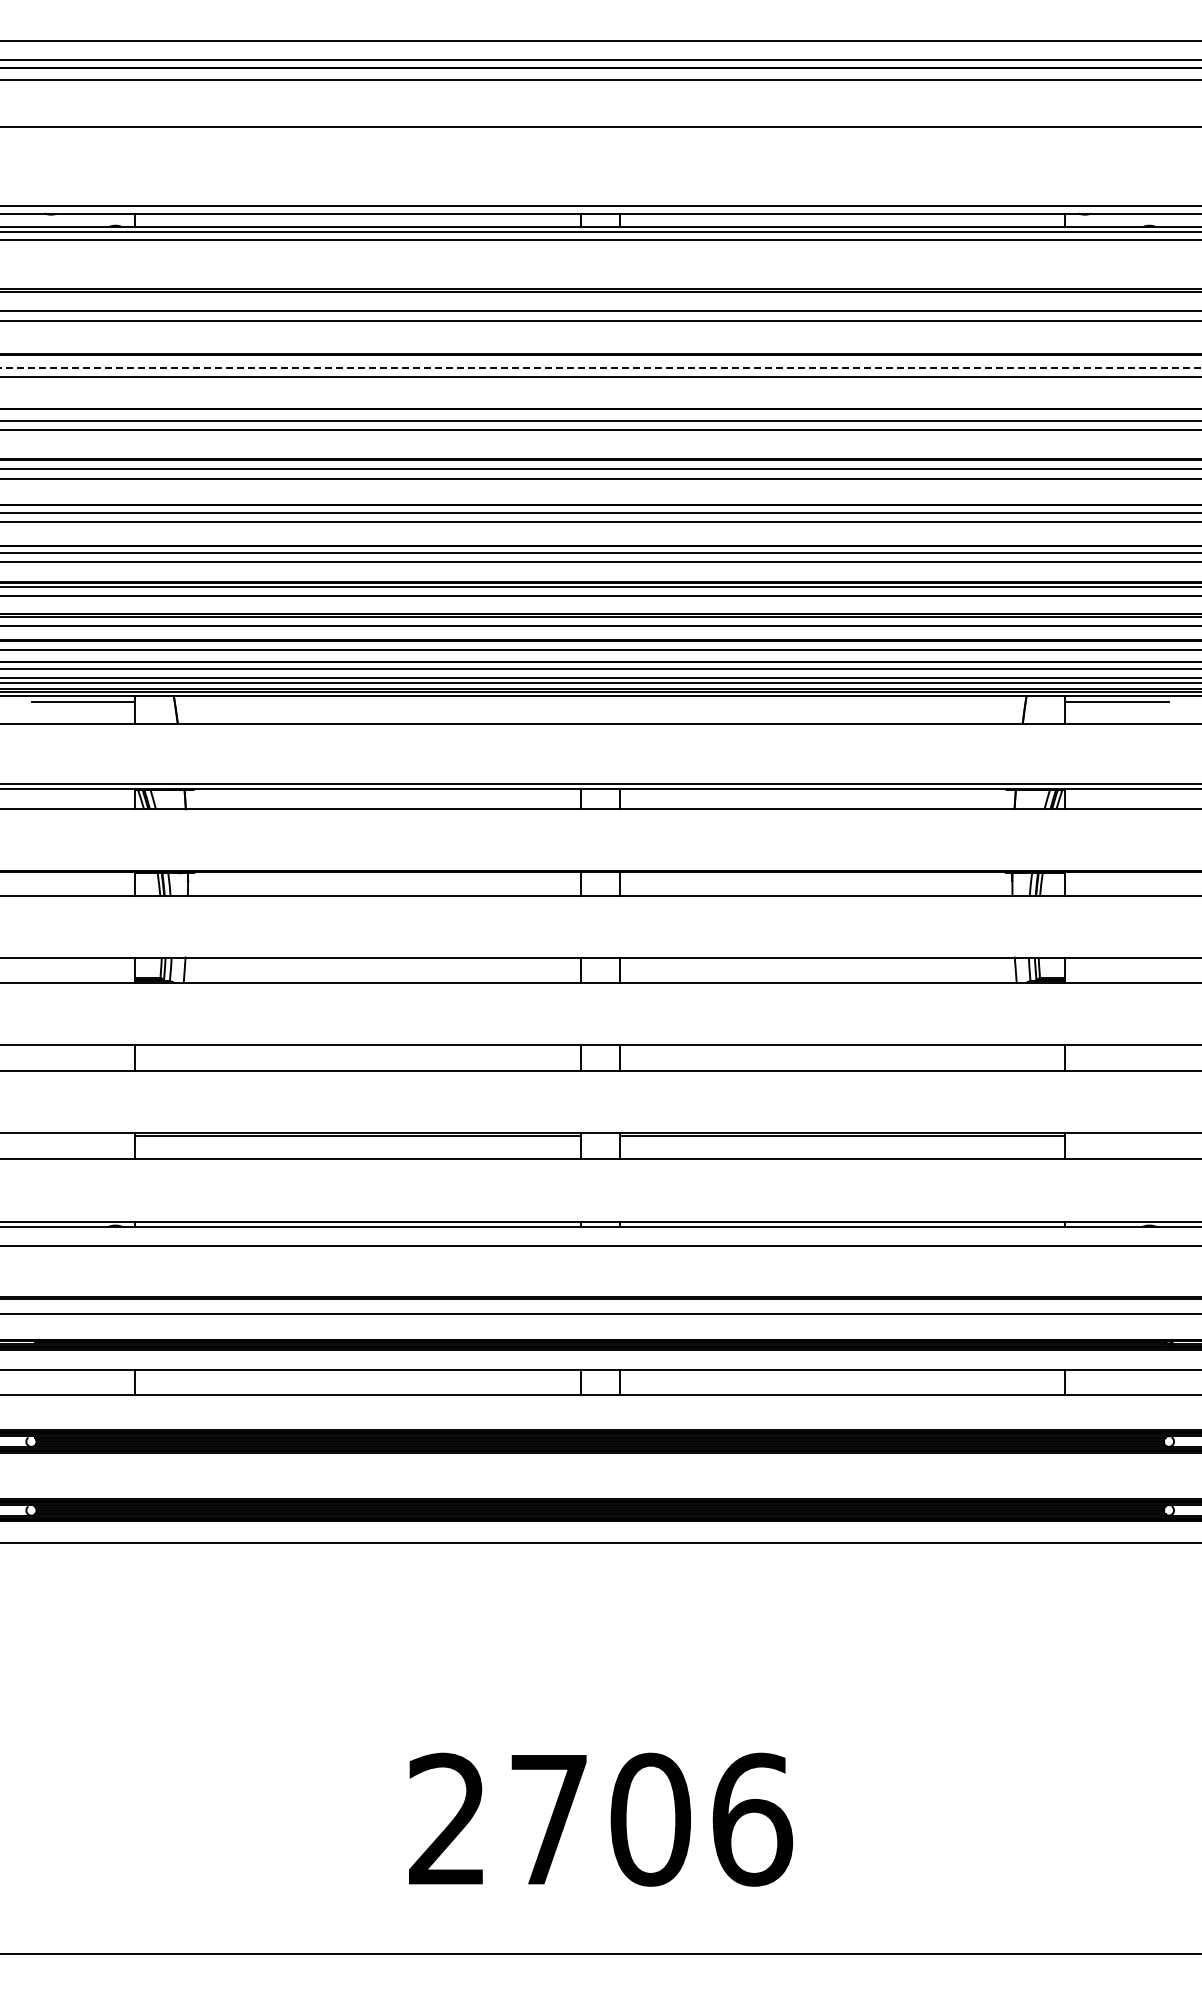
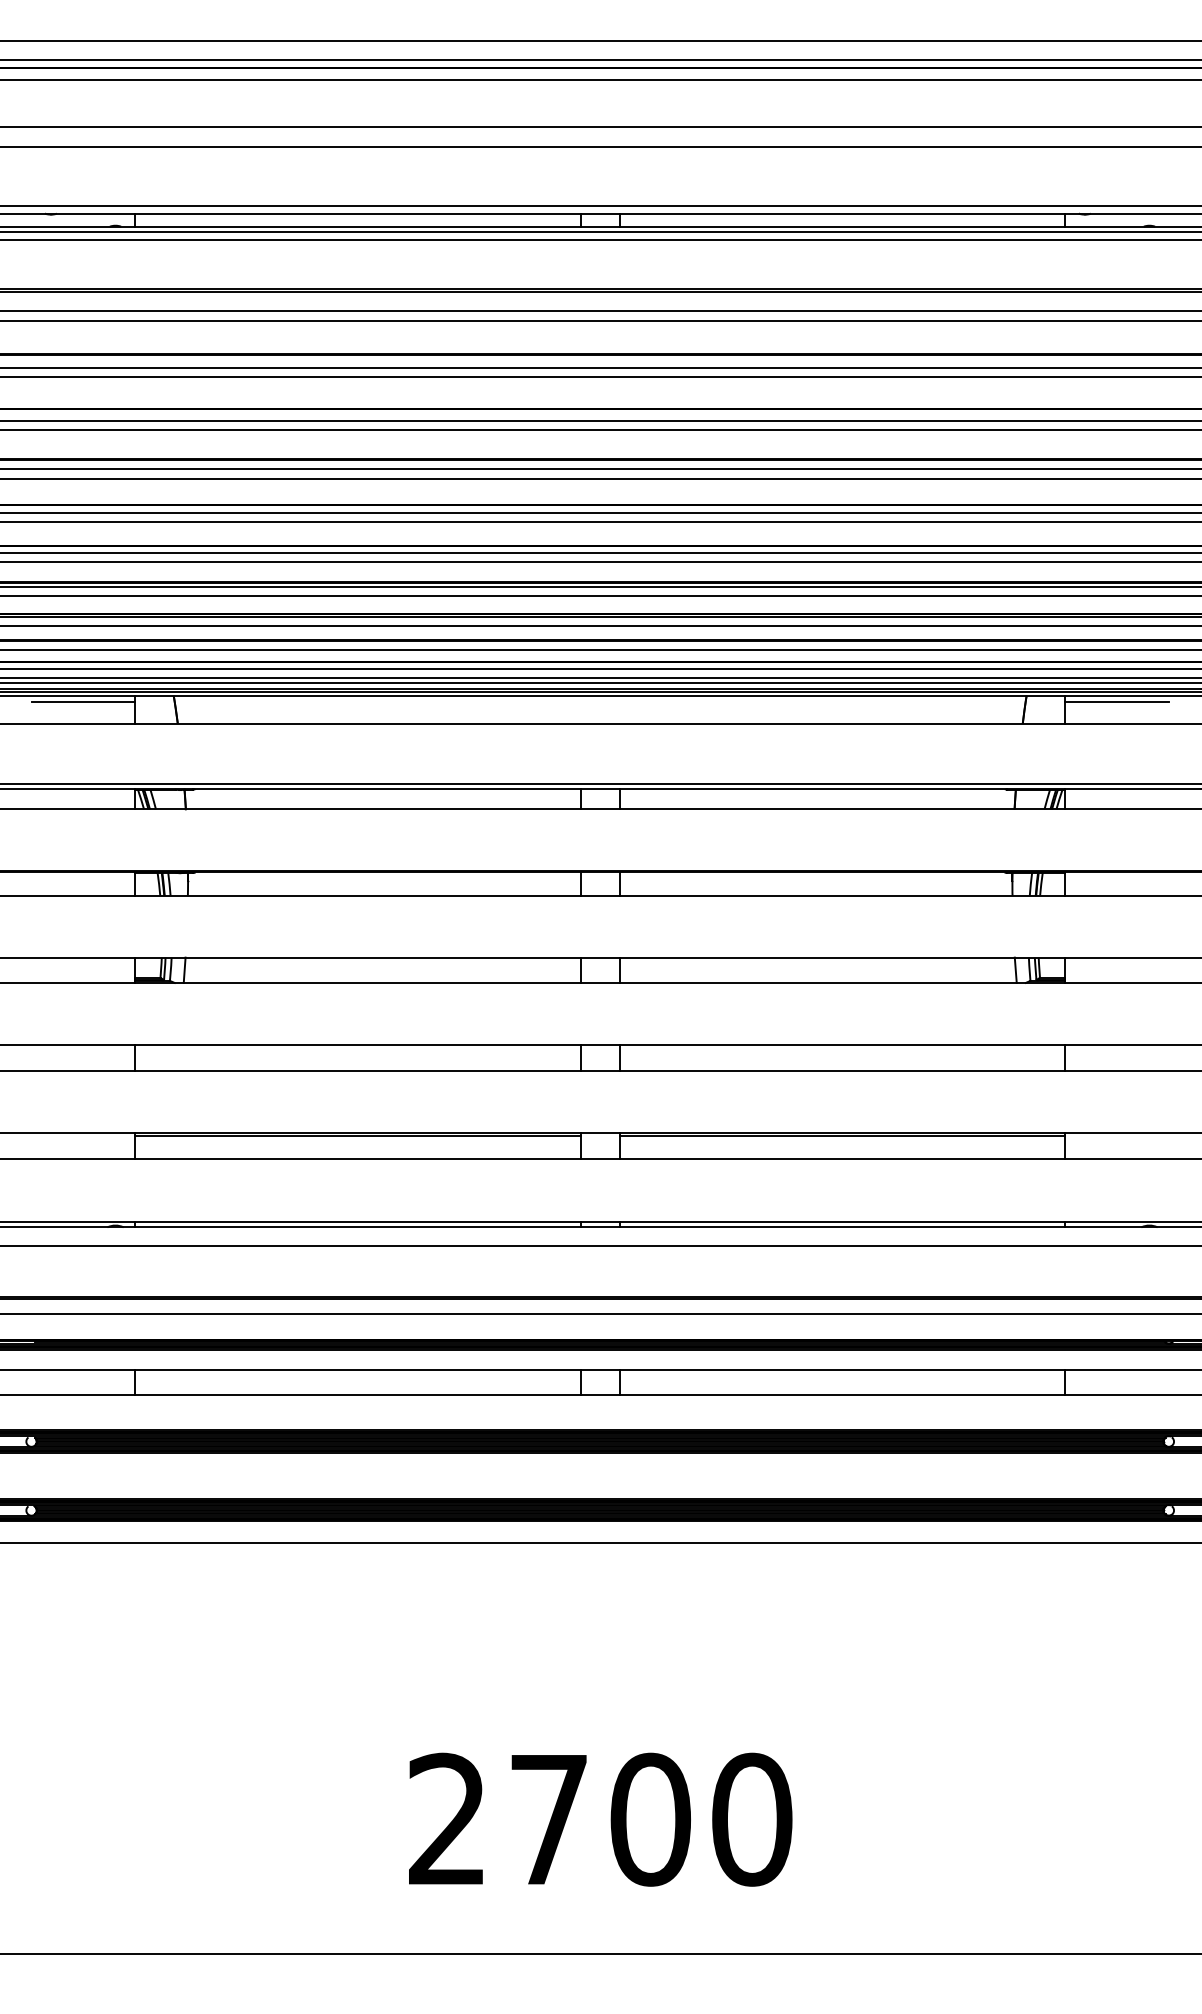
line: none -> present (600, 146)
line: dashed -> solid (600, 368)
text: 2706 -> 2700 (752, 1819)
